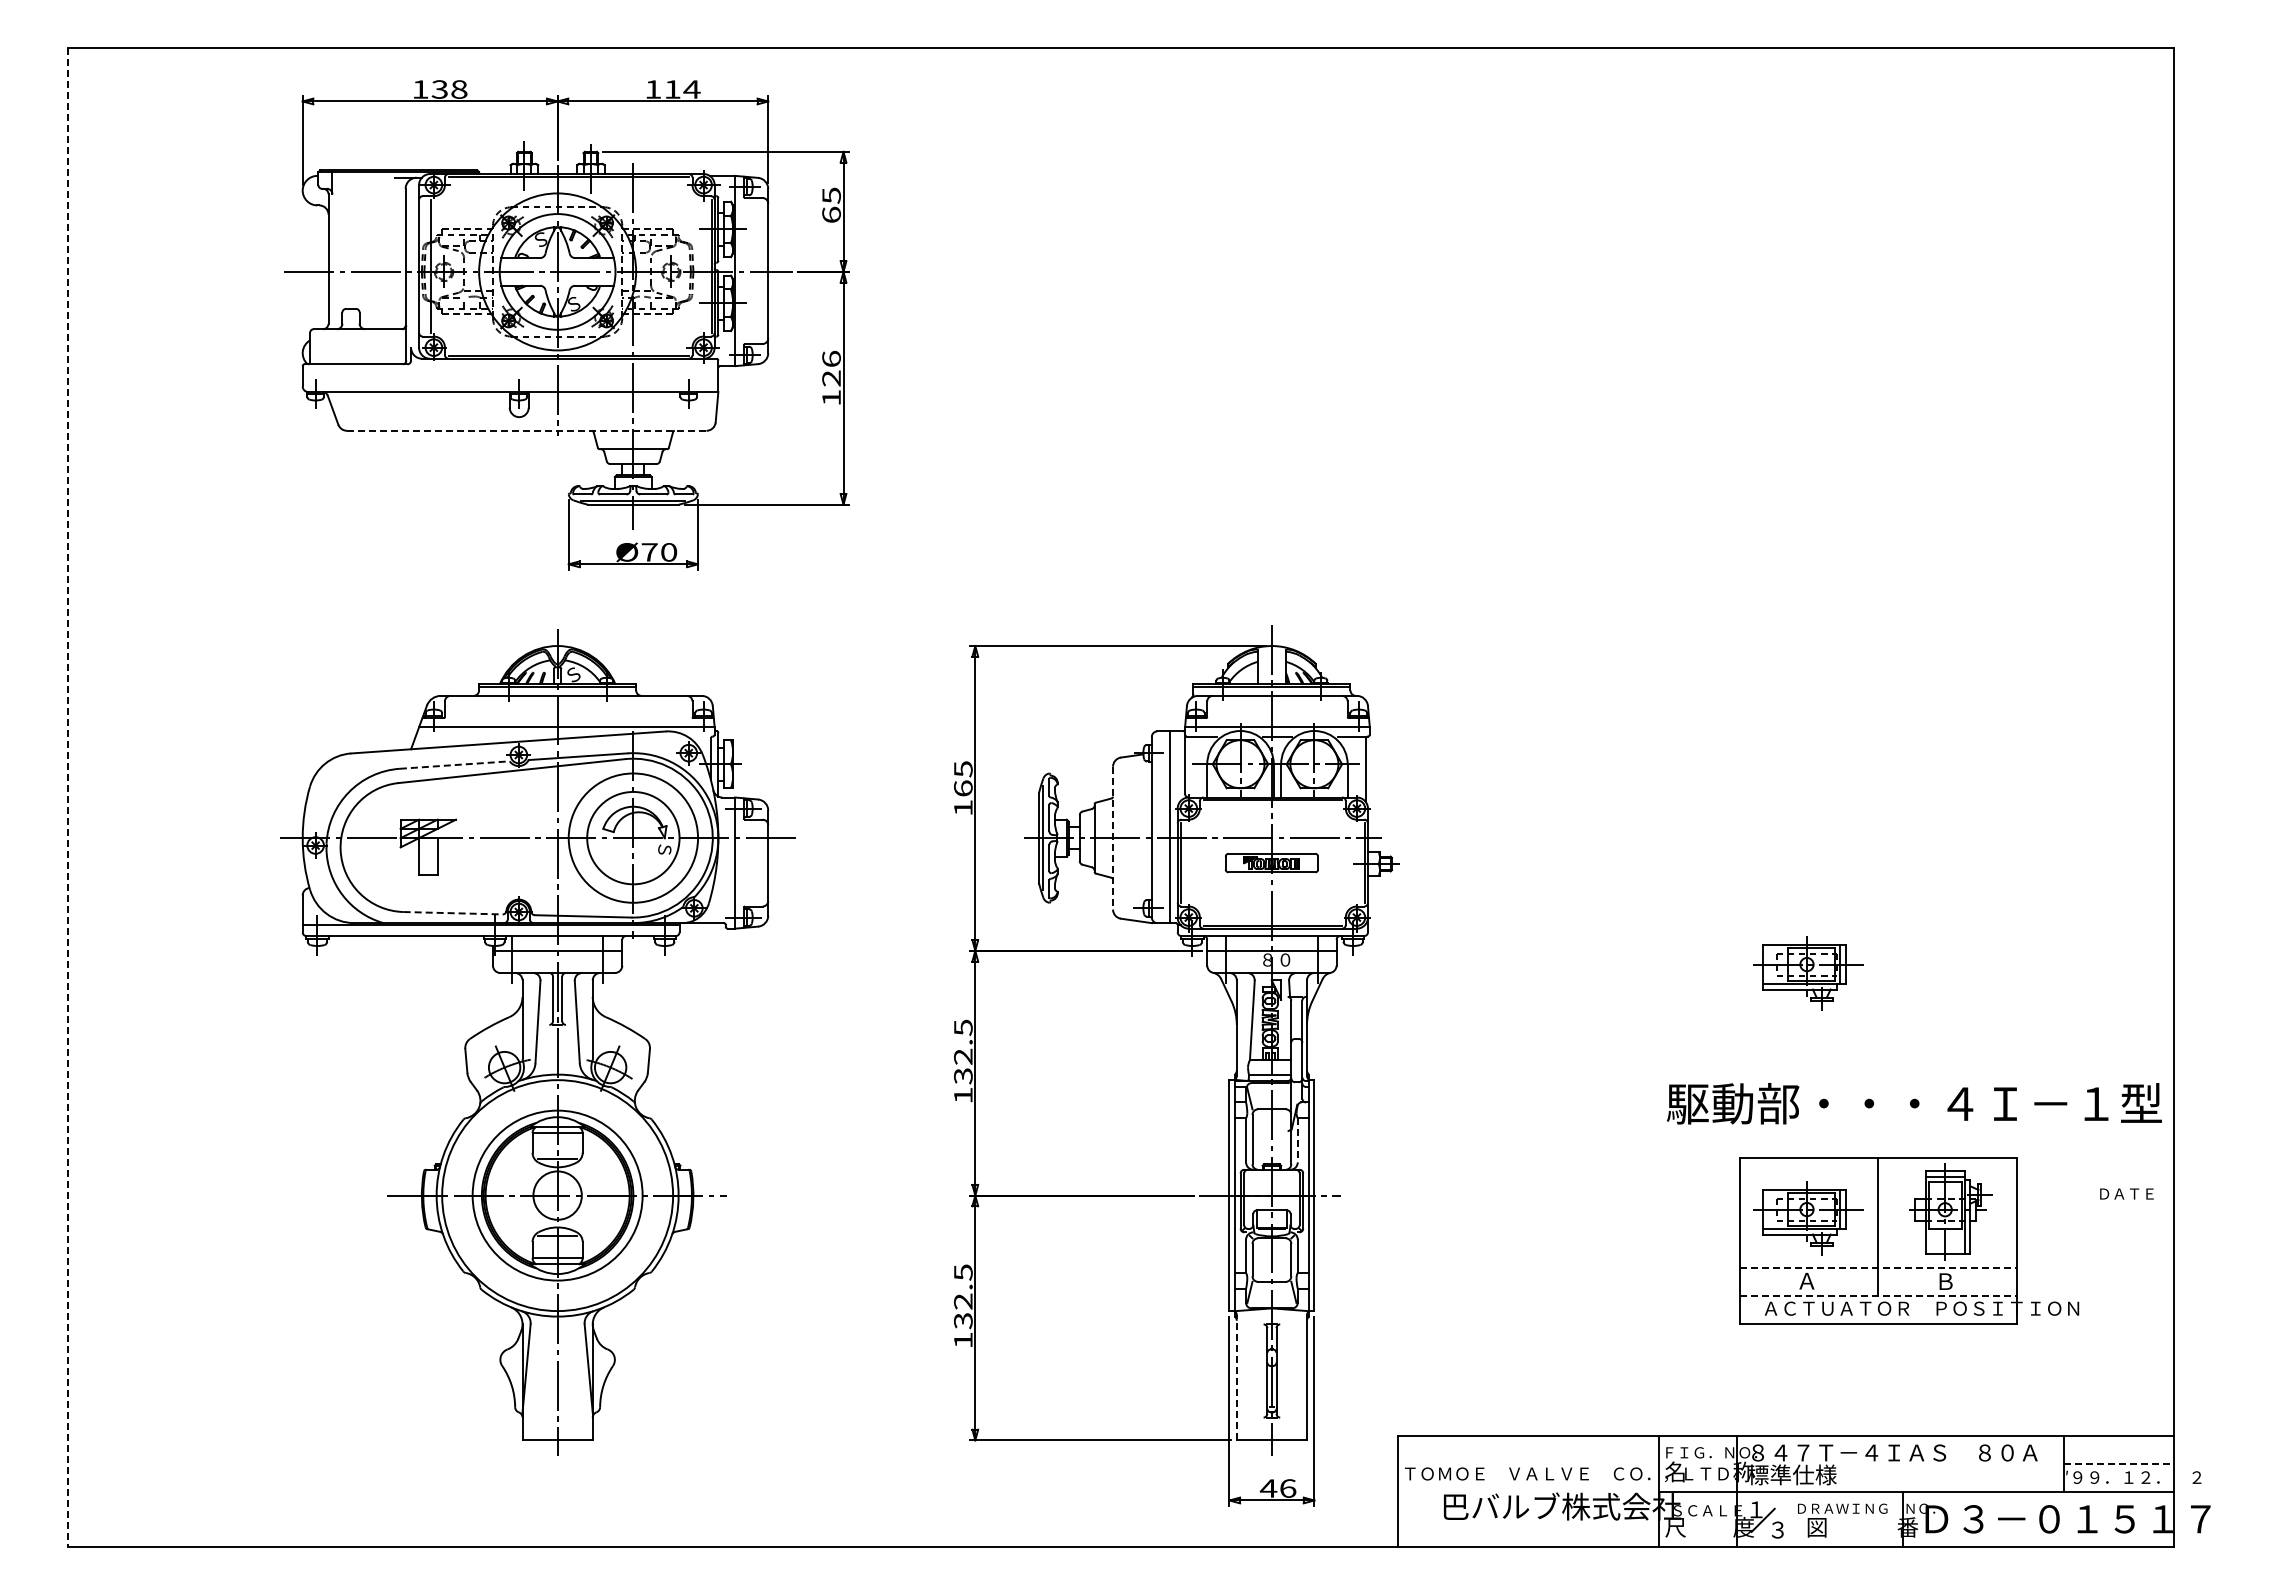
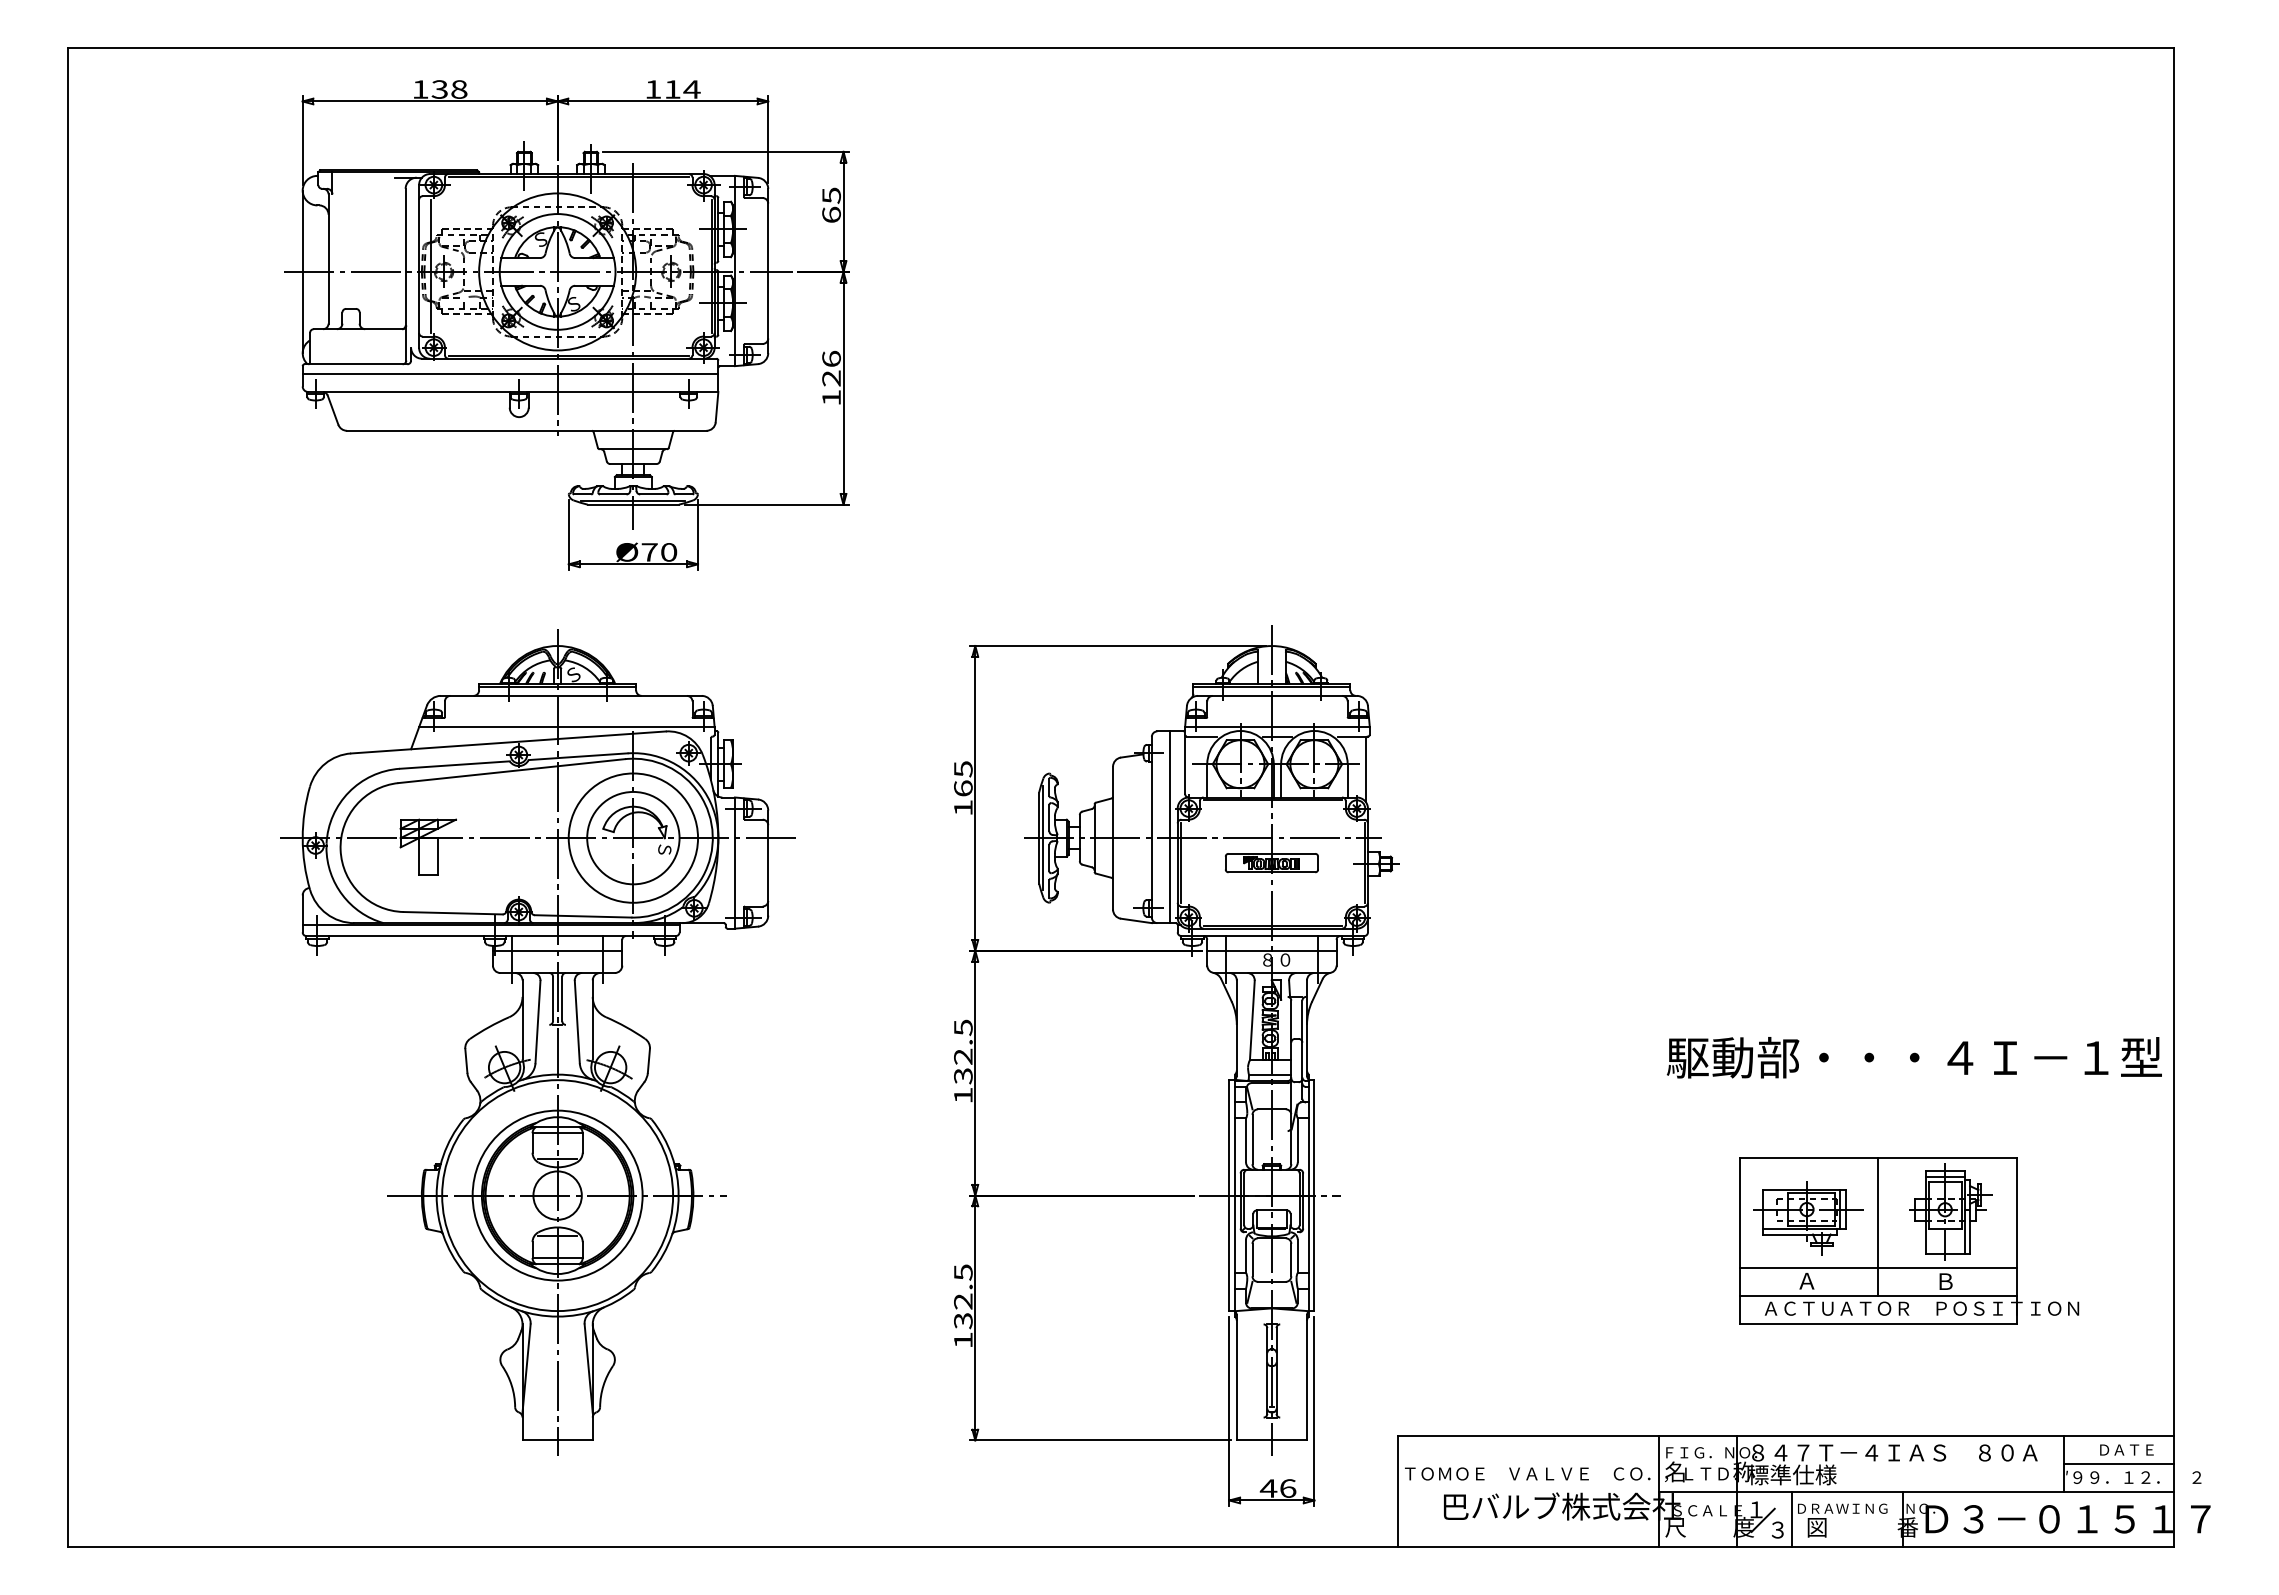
line: none -> present (302, 271)
line: none -> present (510, 373)
line: dashed -> solid (526, 430)
line: dashed -> solid (455, 765)
line: dashed -> solid (68, 797)
line: dashed -> solid (1113, 838)
line: dashed -> solid (453, 913)
part: present -> none (1808, 973)
text position: (1913, 1103) -> (1913, 1057) (1913, 1057)
line: dashed -> solid (1297, 1140)
text position: (2126, 1193) -> (2126, 1449) (2126, 1449)
line: dashed -> solid (1878, 1268)
line: dashed -> solid (1878, 1296)
line: dashed -> solid (1236, 1377)
line: dashed -> solid (2119, 1463)
line: none -> present (1791, 1519)
